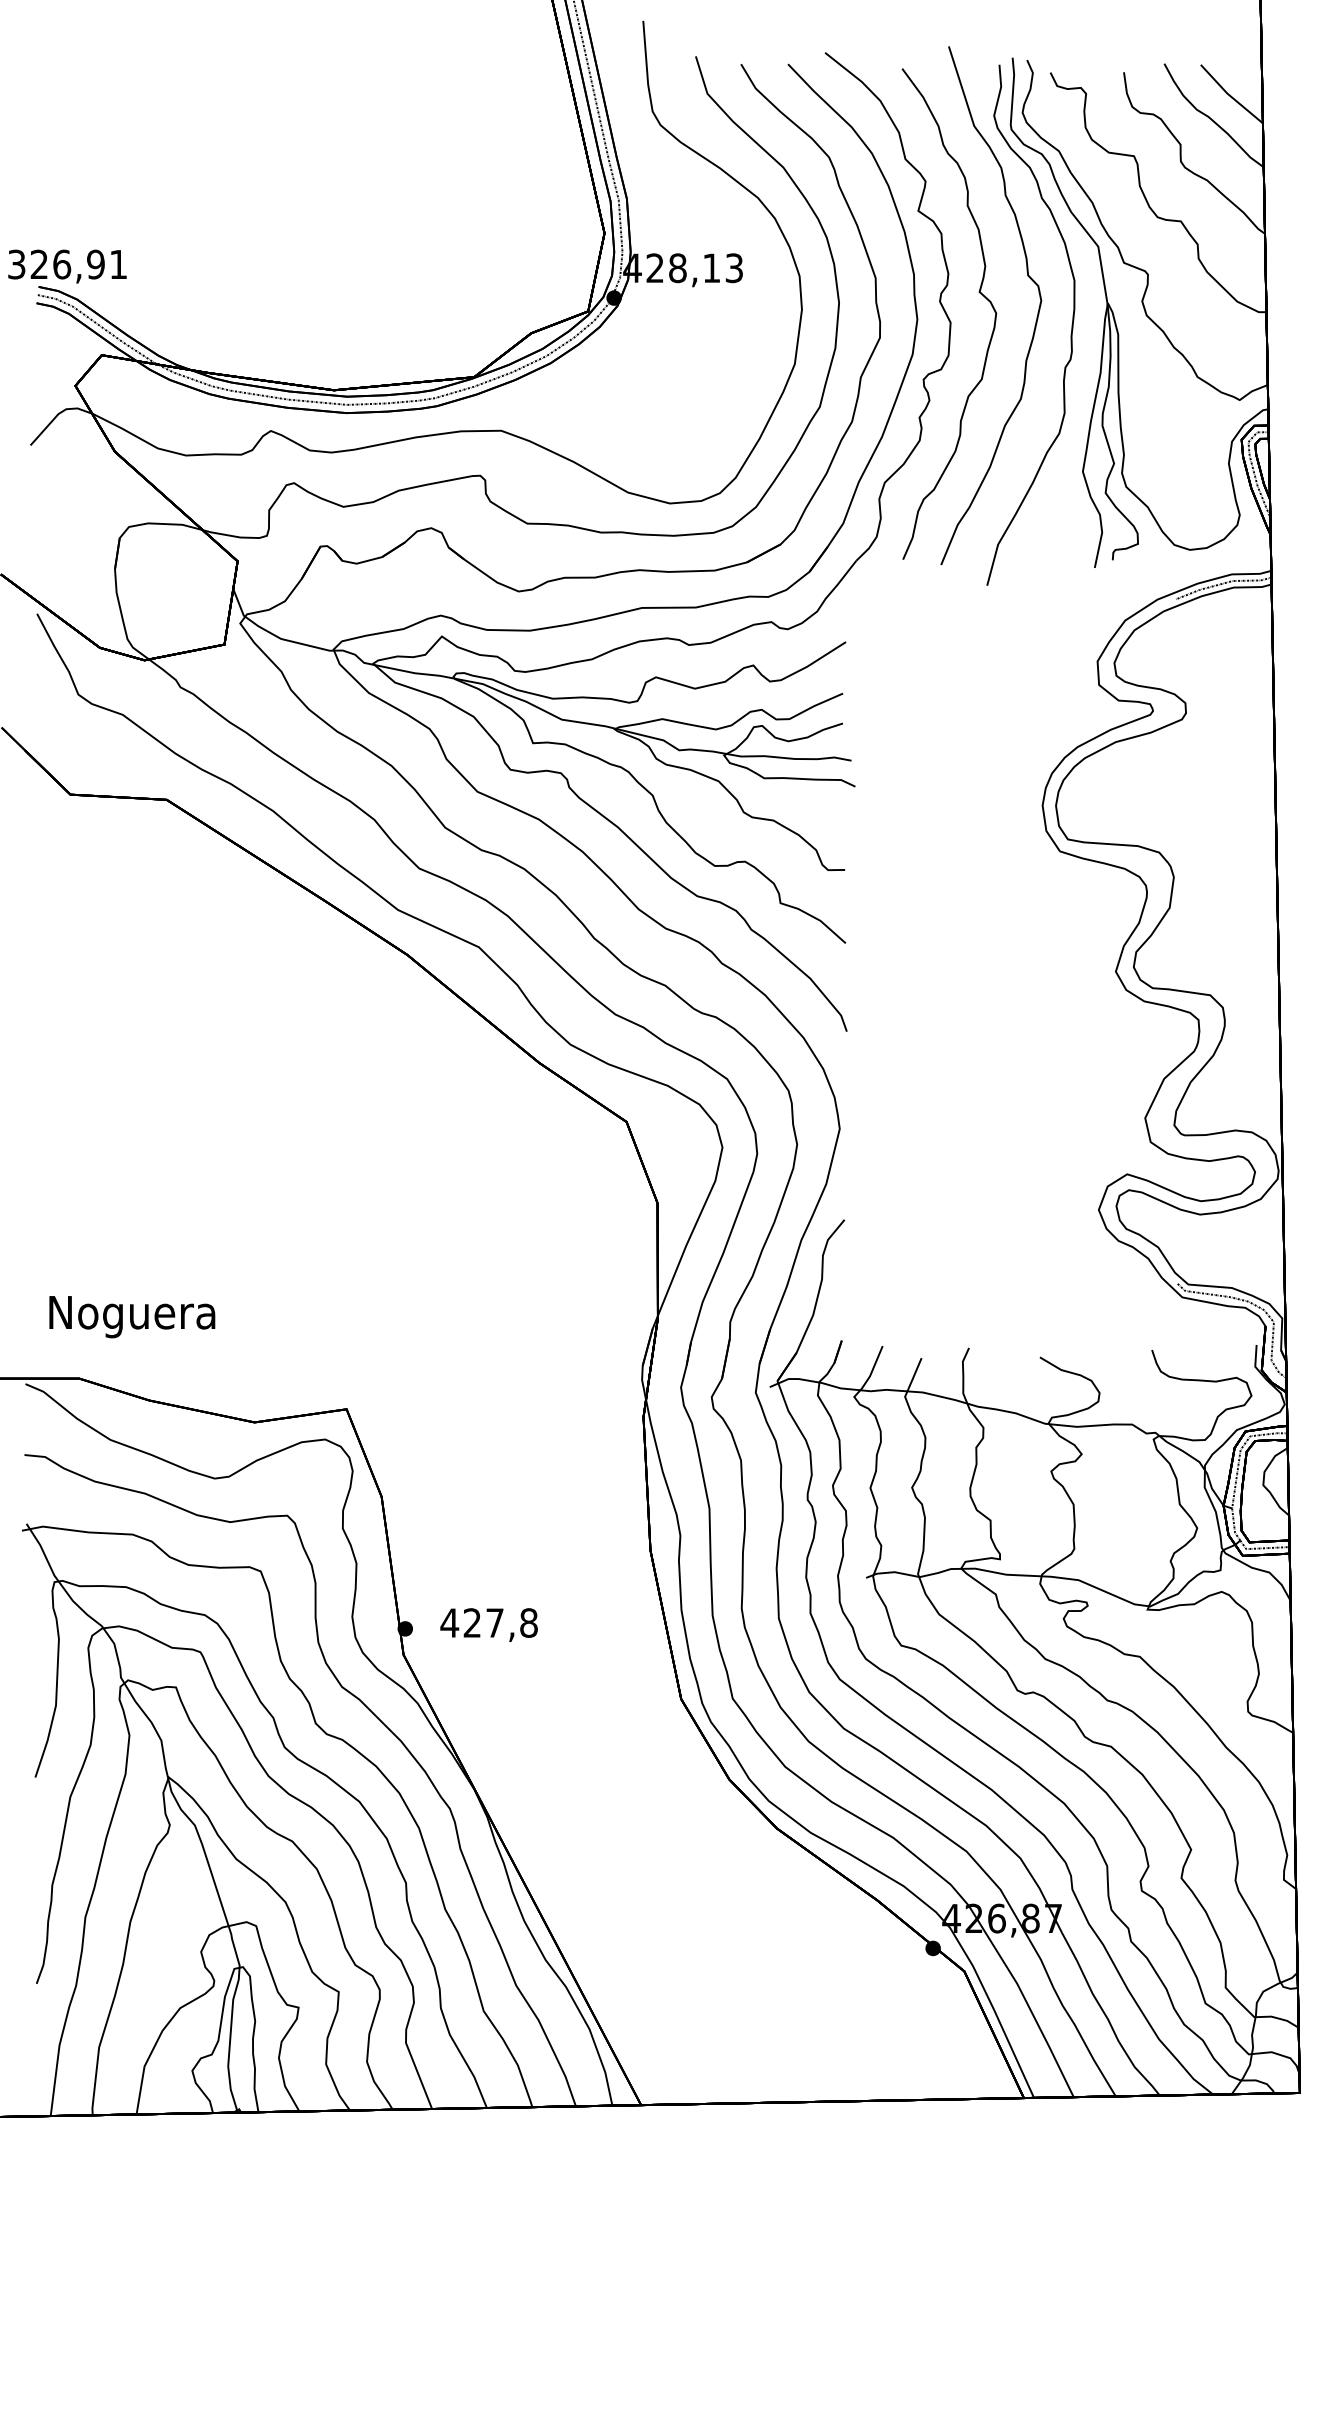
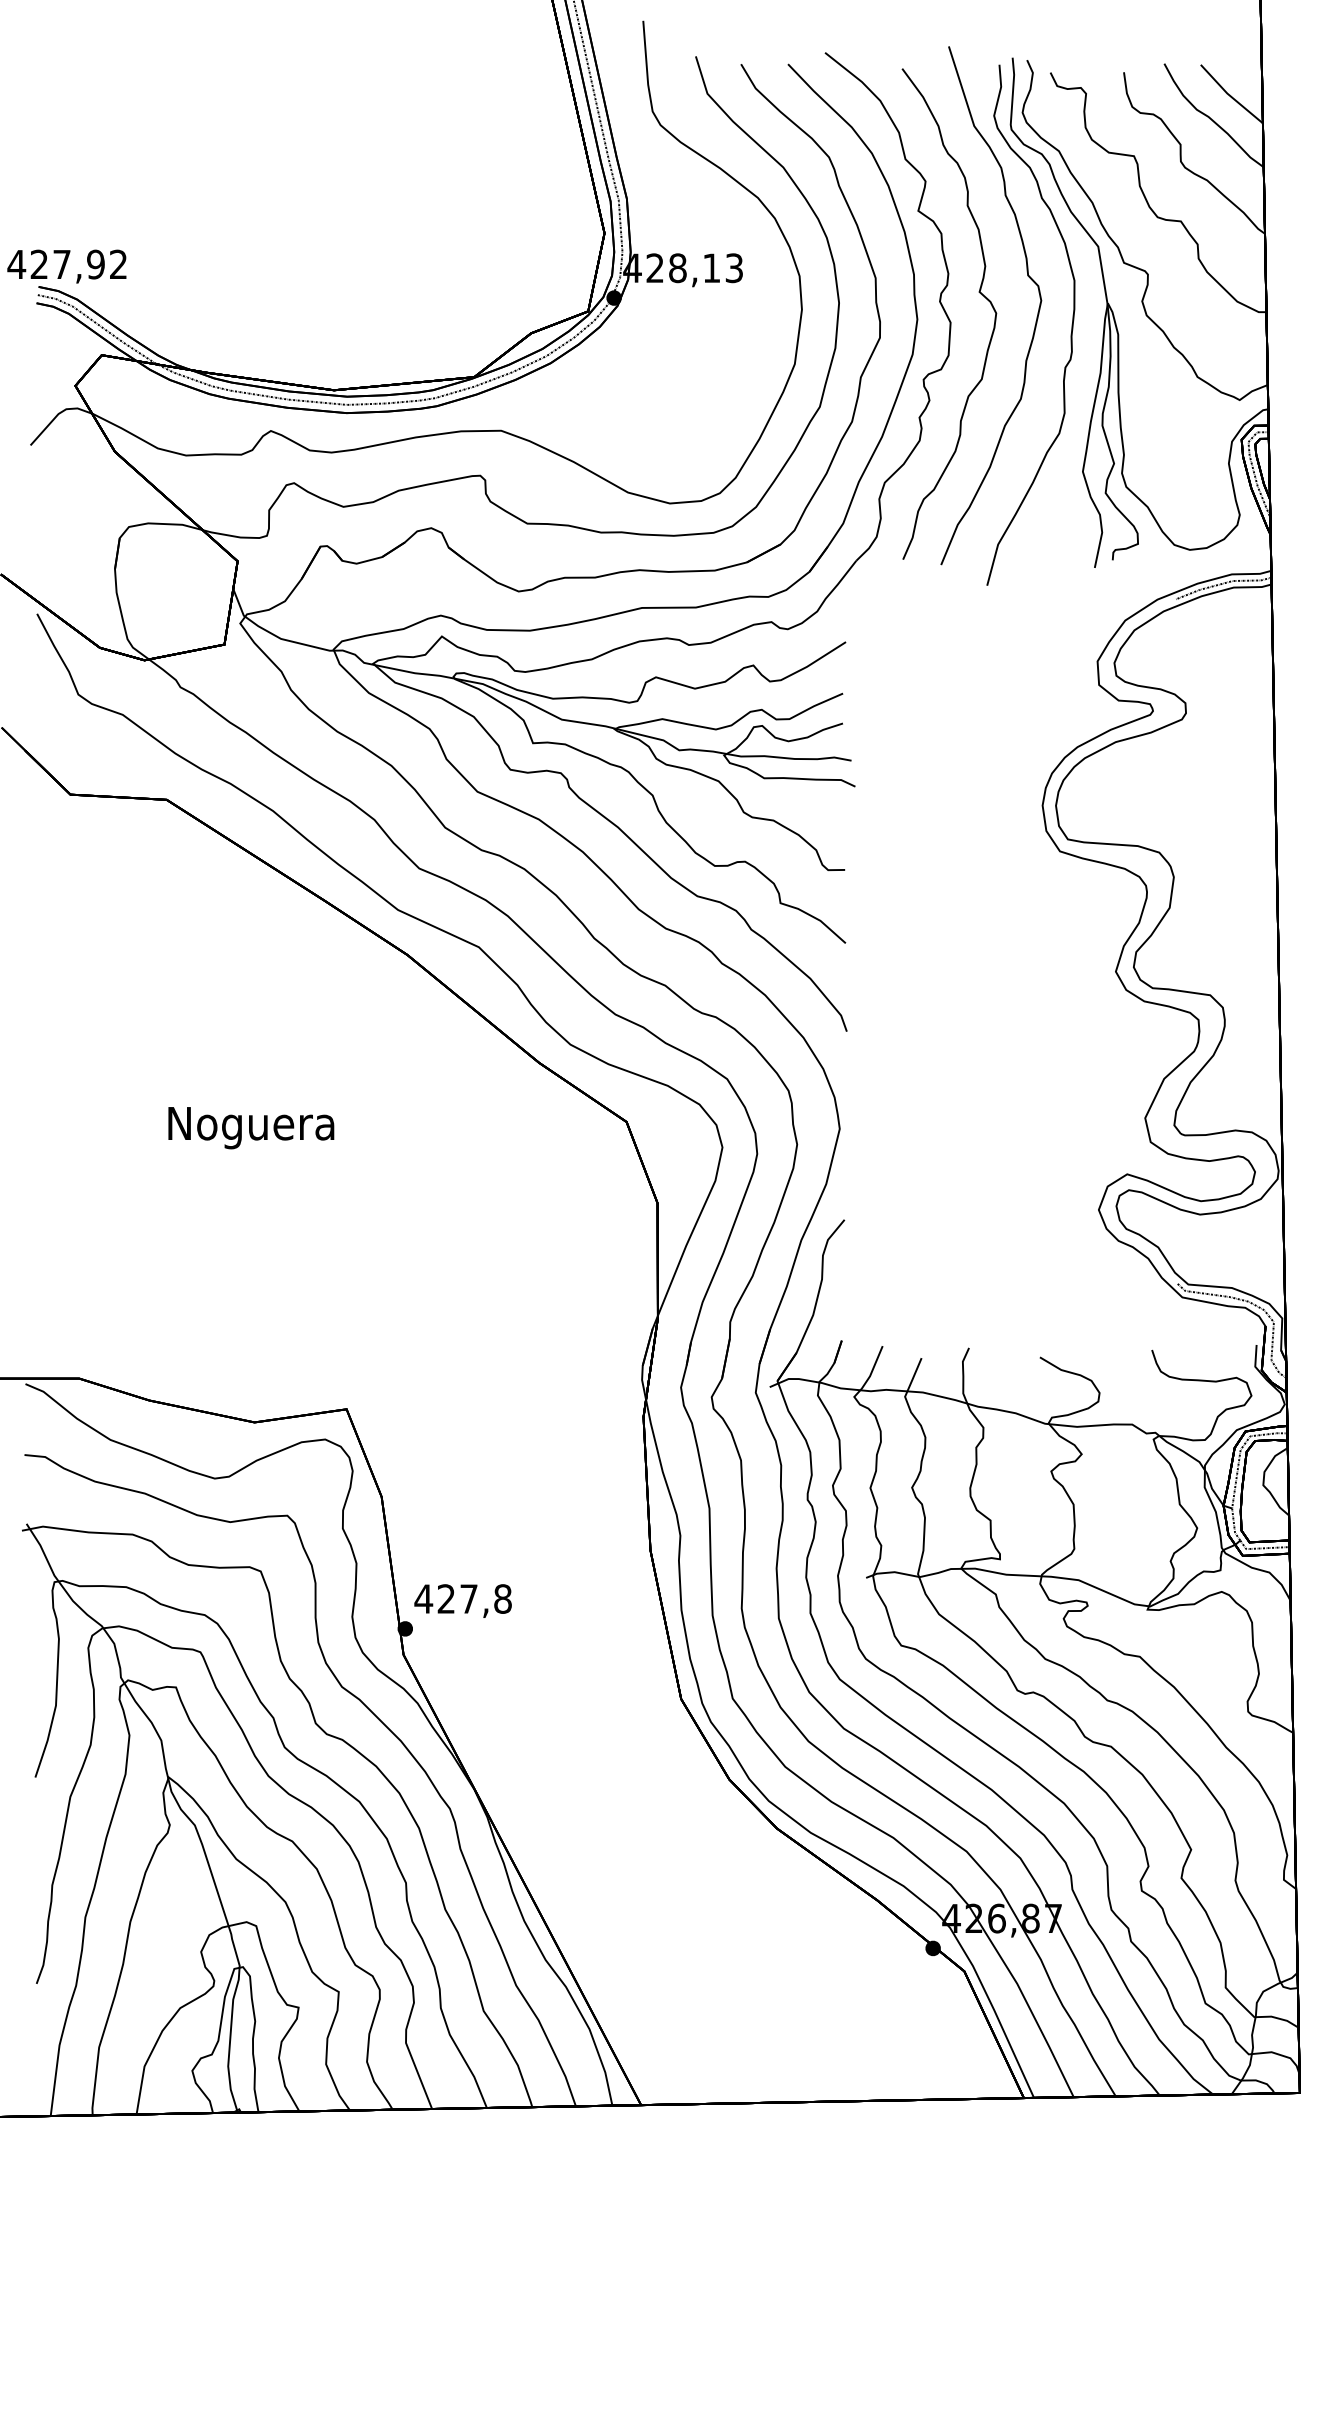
text: 326,91 -> 427,92 (66, 264)
text position: (132, 1317) -> (251, 1128) (251, 1128)
text position: (488, 1624) -> (462, 1600) (462, 1600)
